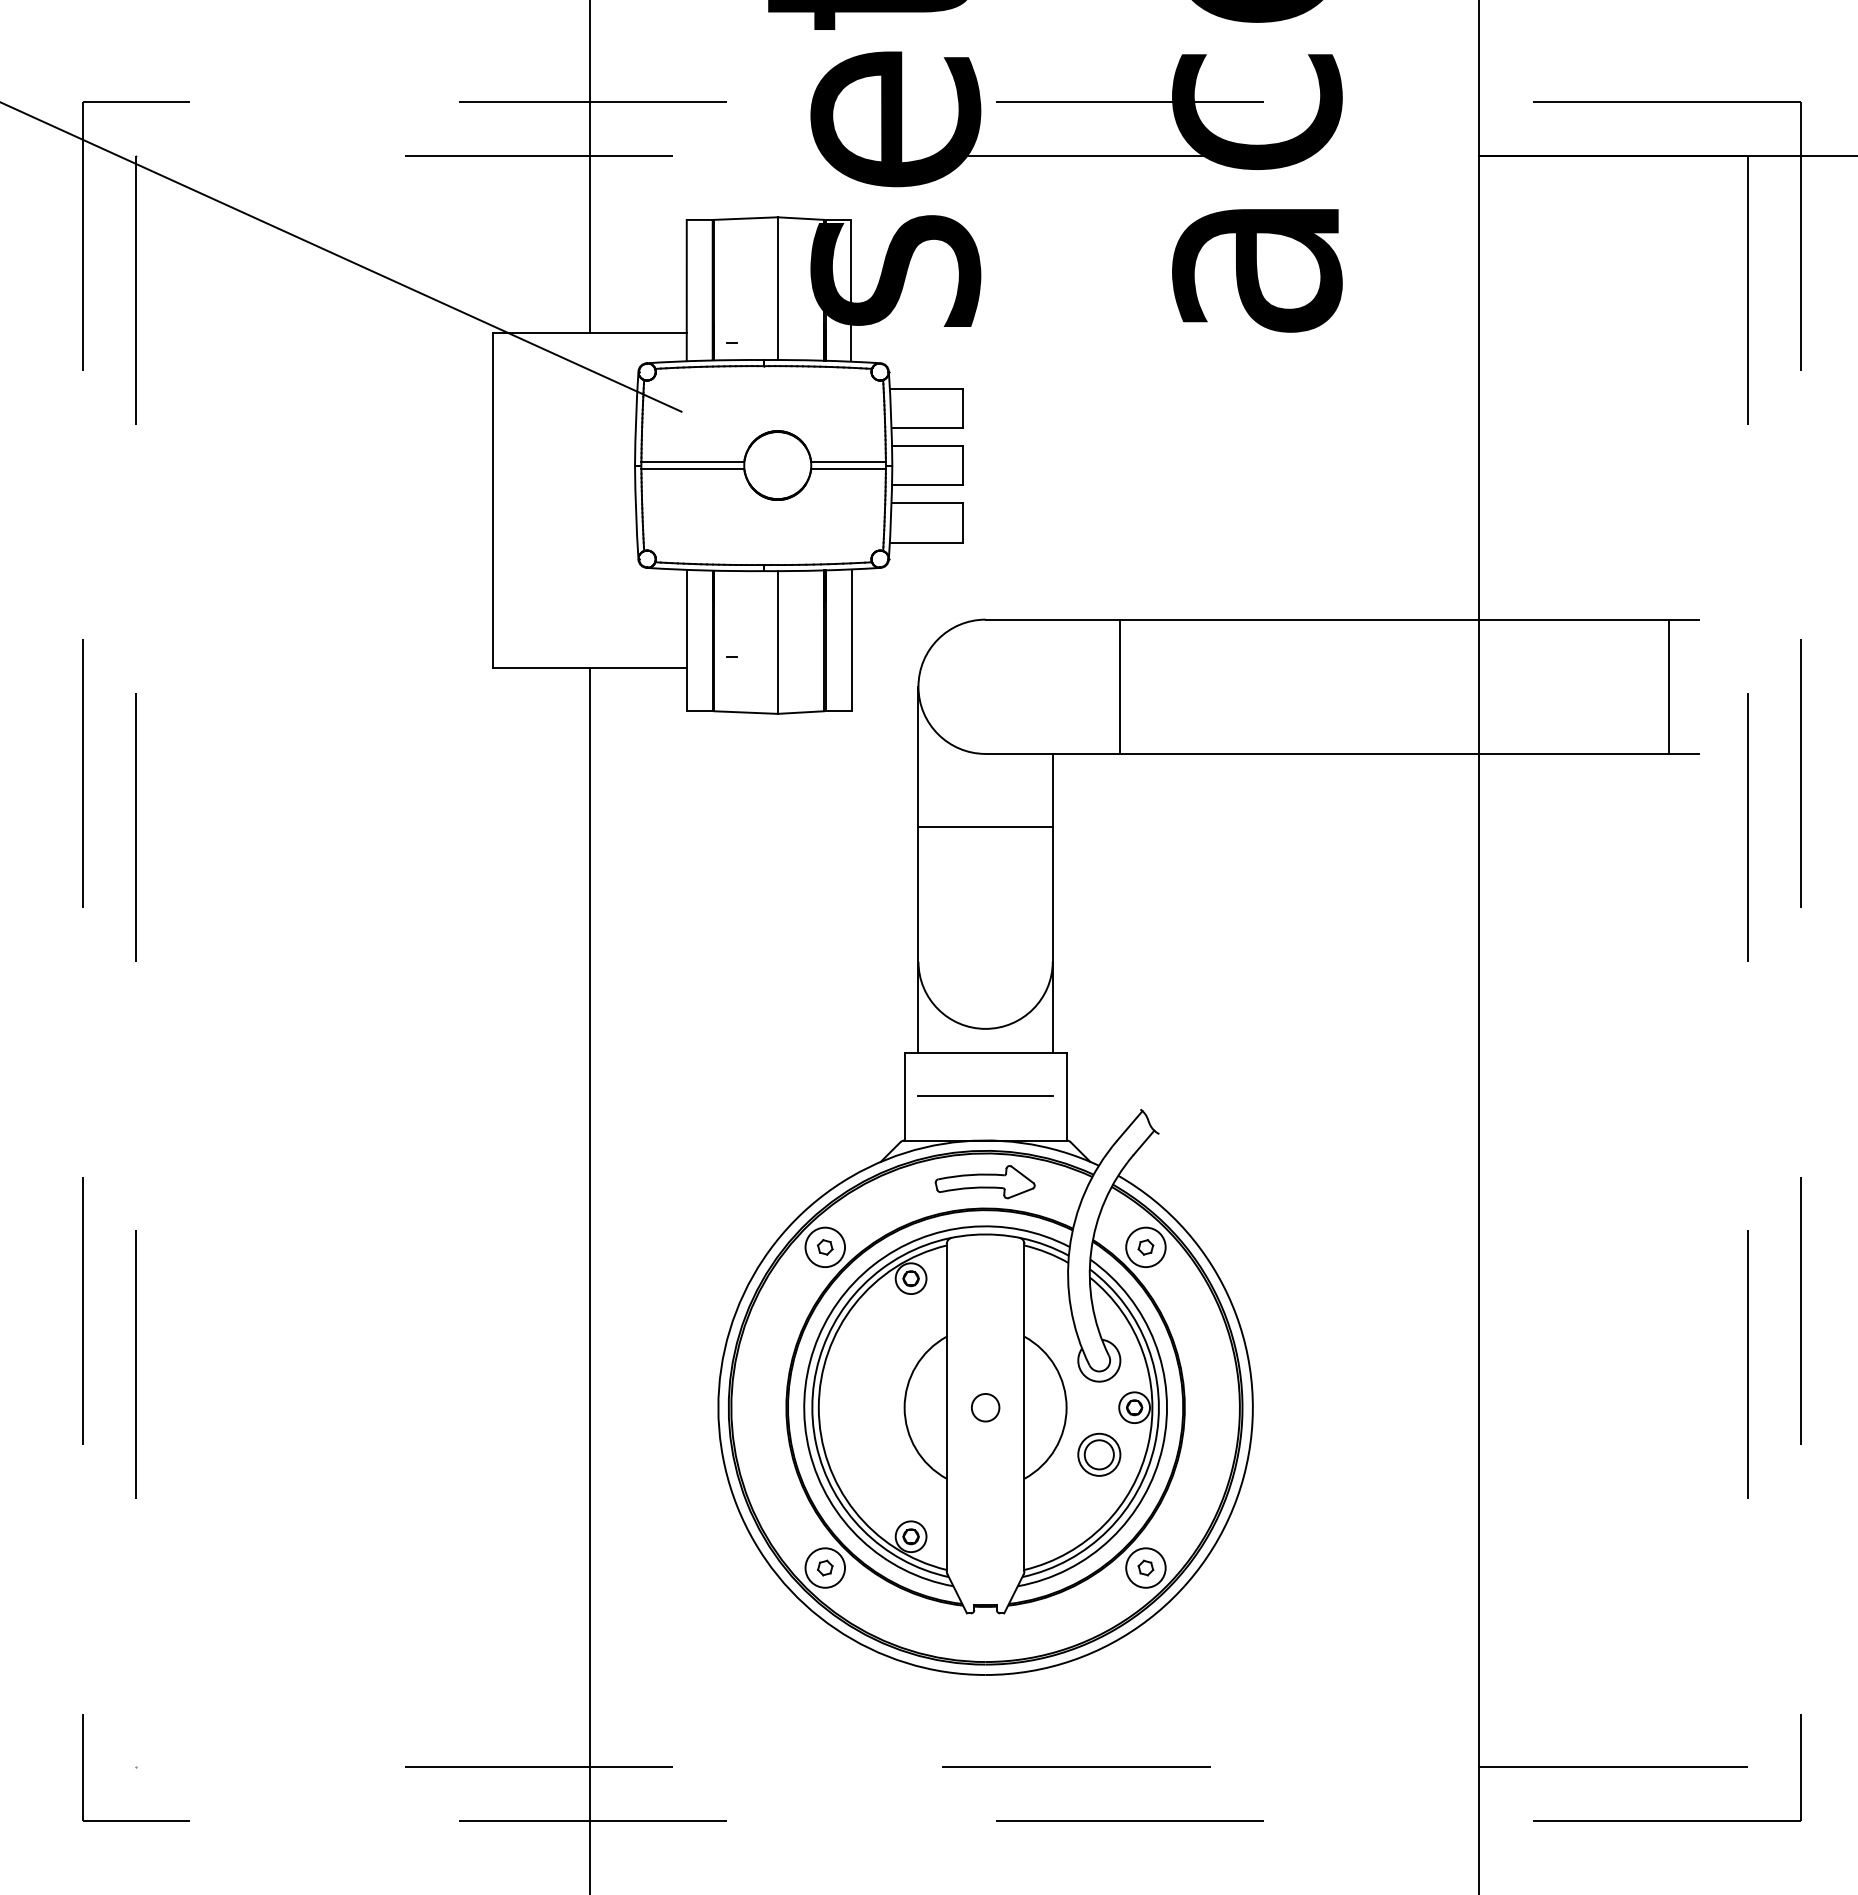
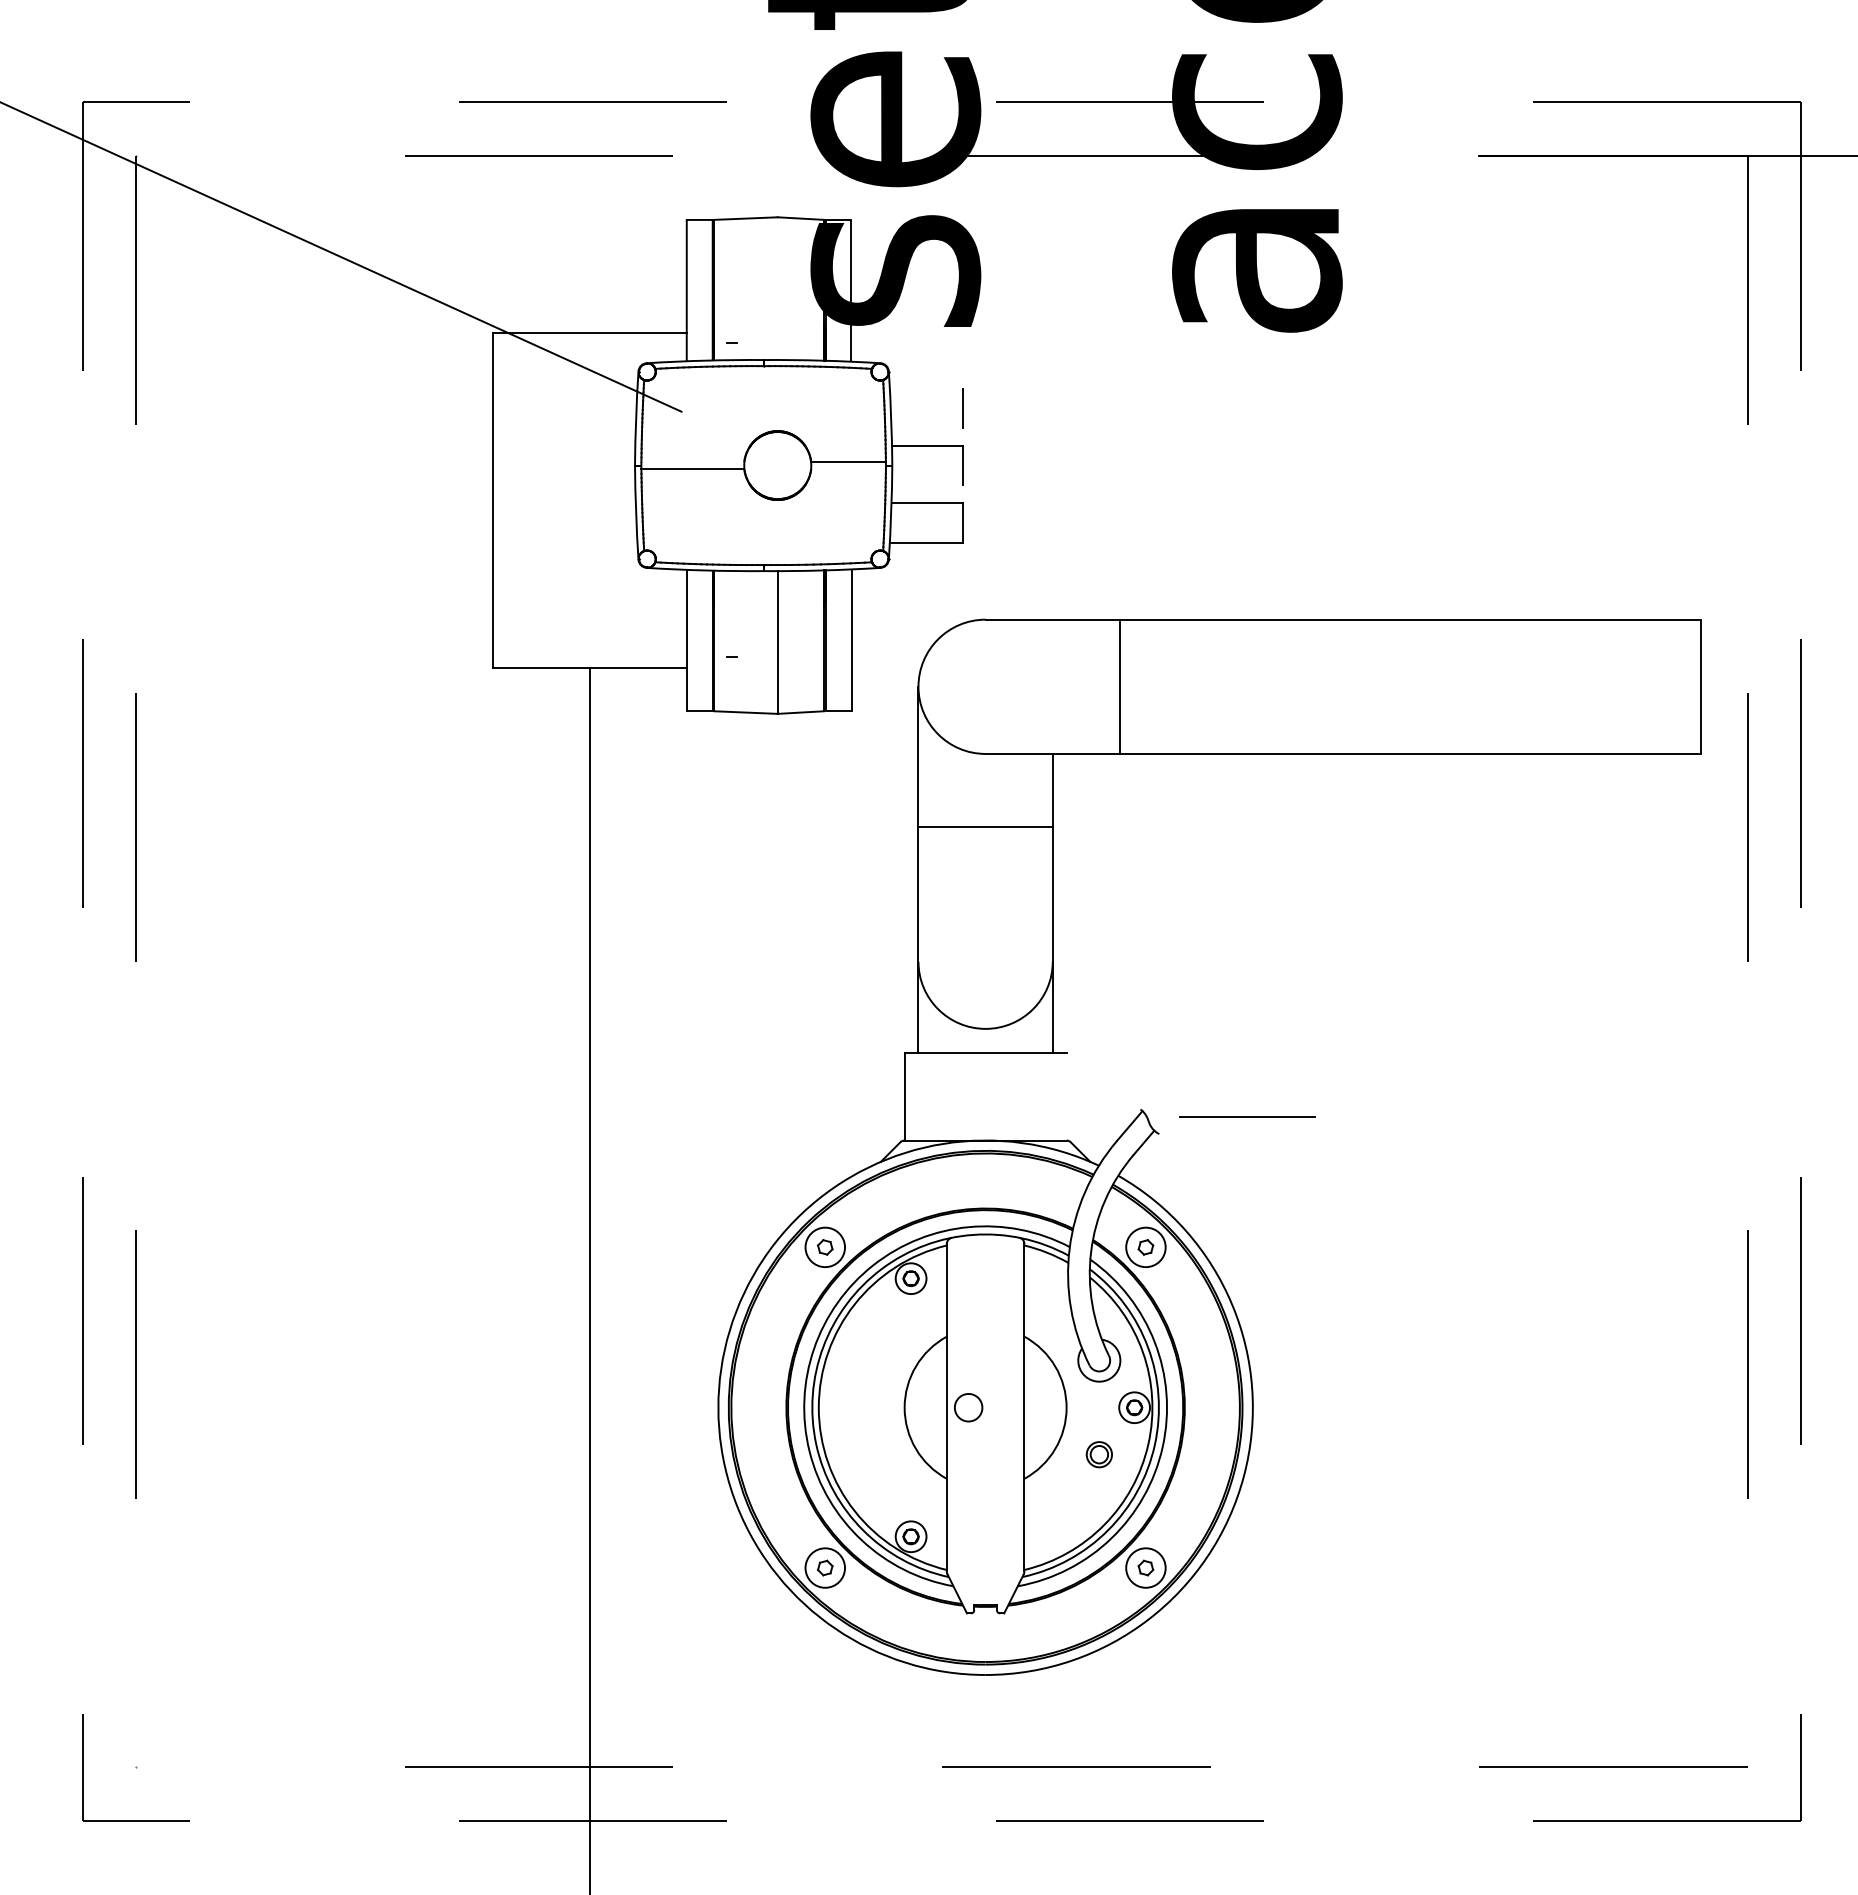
line: present -> none (589, 167)
line: present -> none (777, 288)
line: present -> none (926, 388)
line: present -> none (927, 428)
line: present -> none (692, 461)
line: present -> none (848, 469)
line: present -> none (927, 485)
line position: (1668, 686) -> (1700, 686) (1700, 686)
line: present -> none (1479, 946)
line position: (985, 1095) -> (1247, 1116) (1247, 1116)
line: present -> none (1066, 1096)
part: present -> none (984, 1182)
circle position: (985, 1407) -> (968, 1407) (968, 1407)
part size: 45x45 px -> 28x28 px (1098, 1454)
